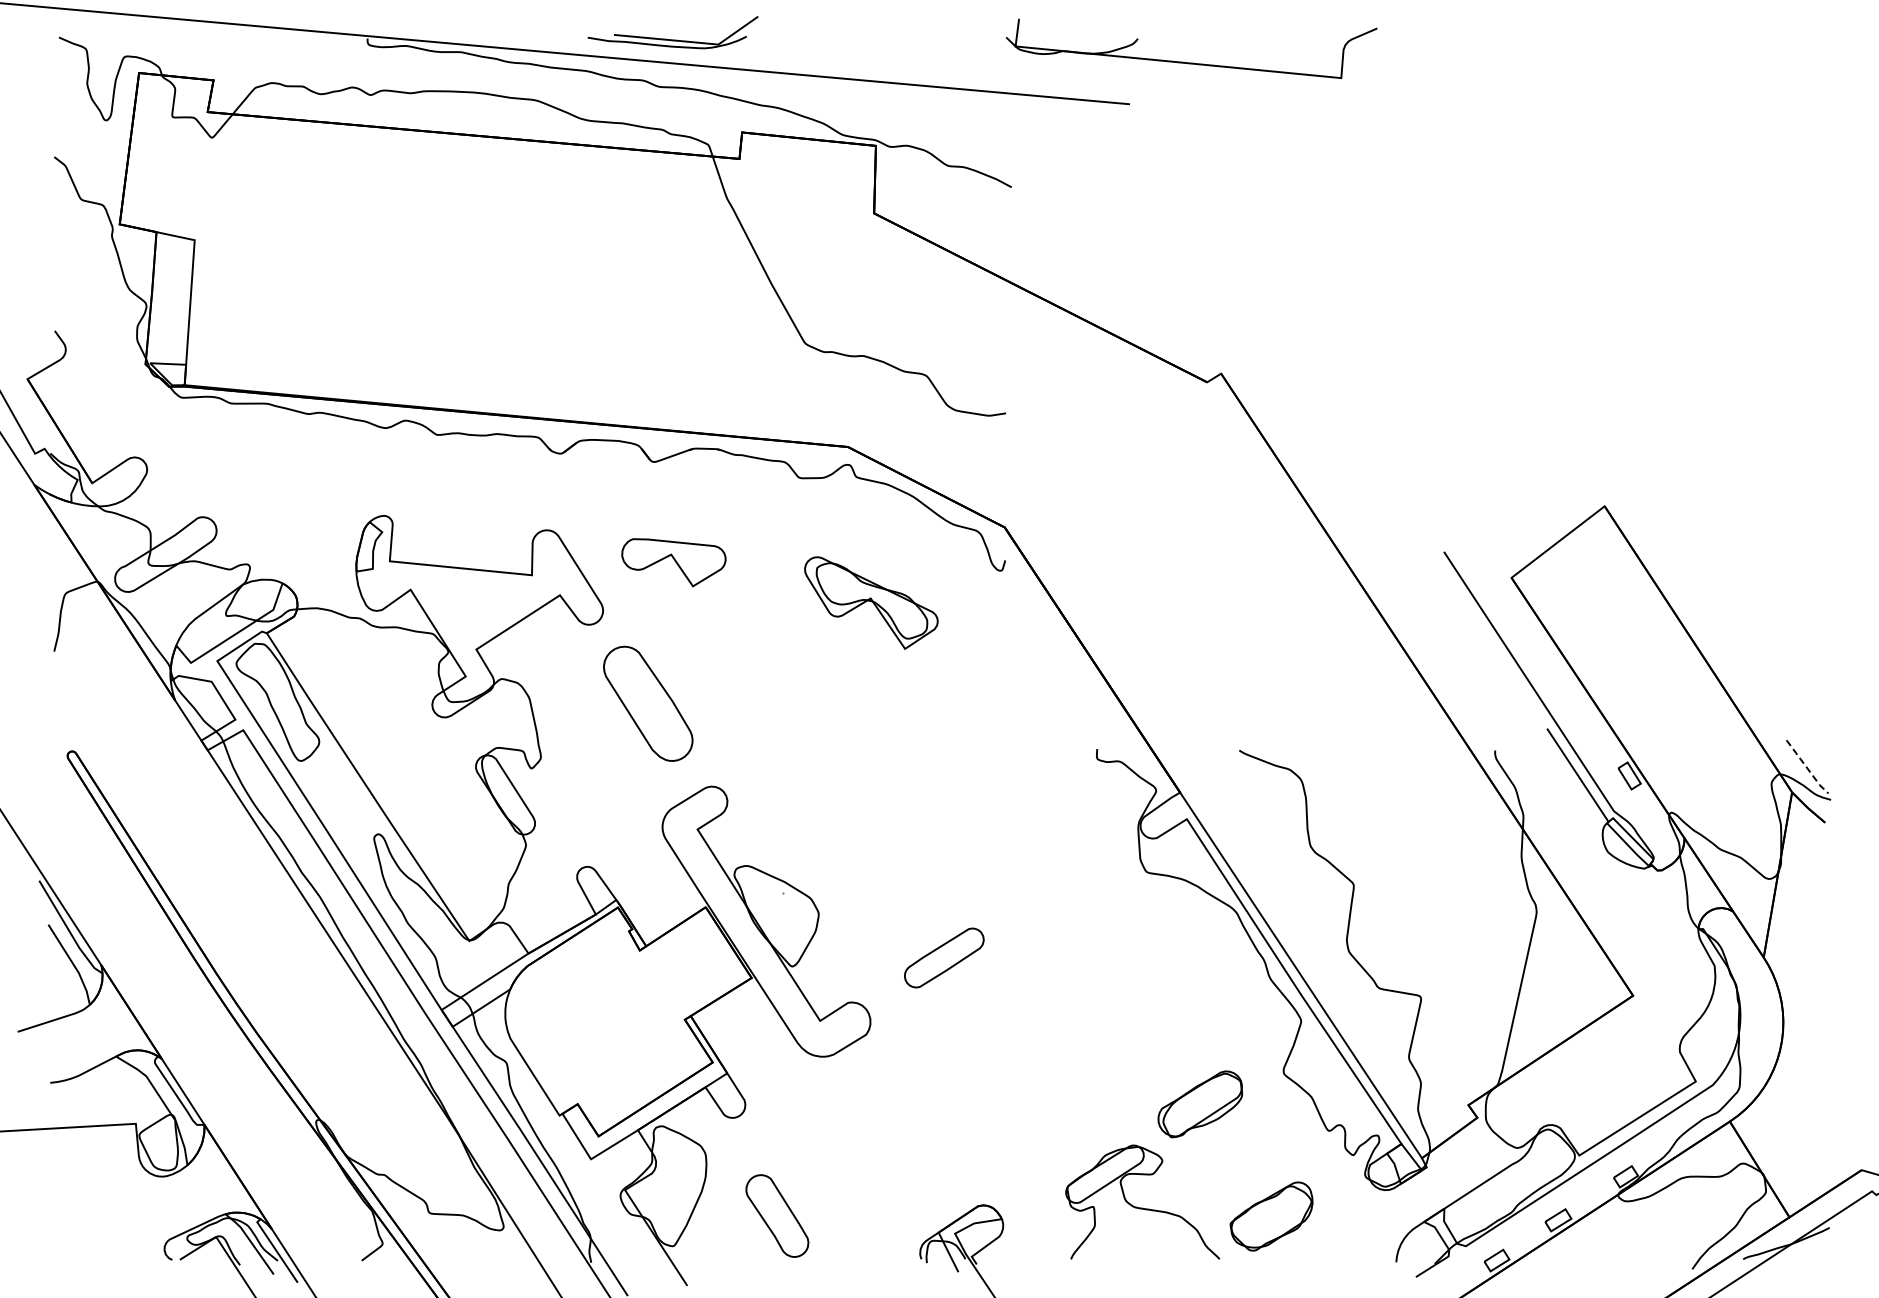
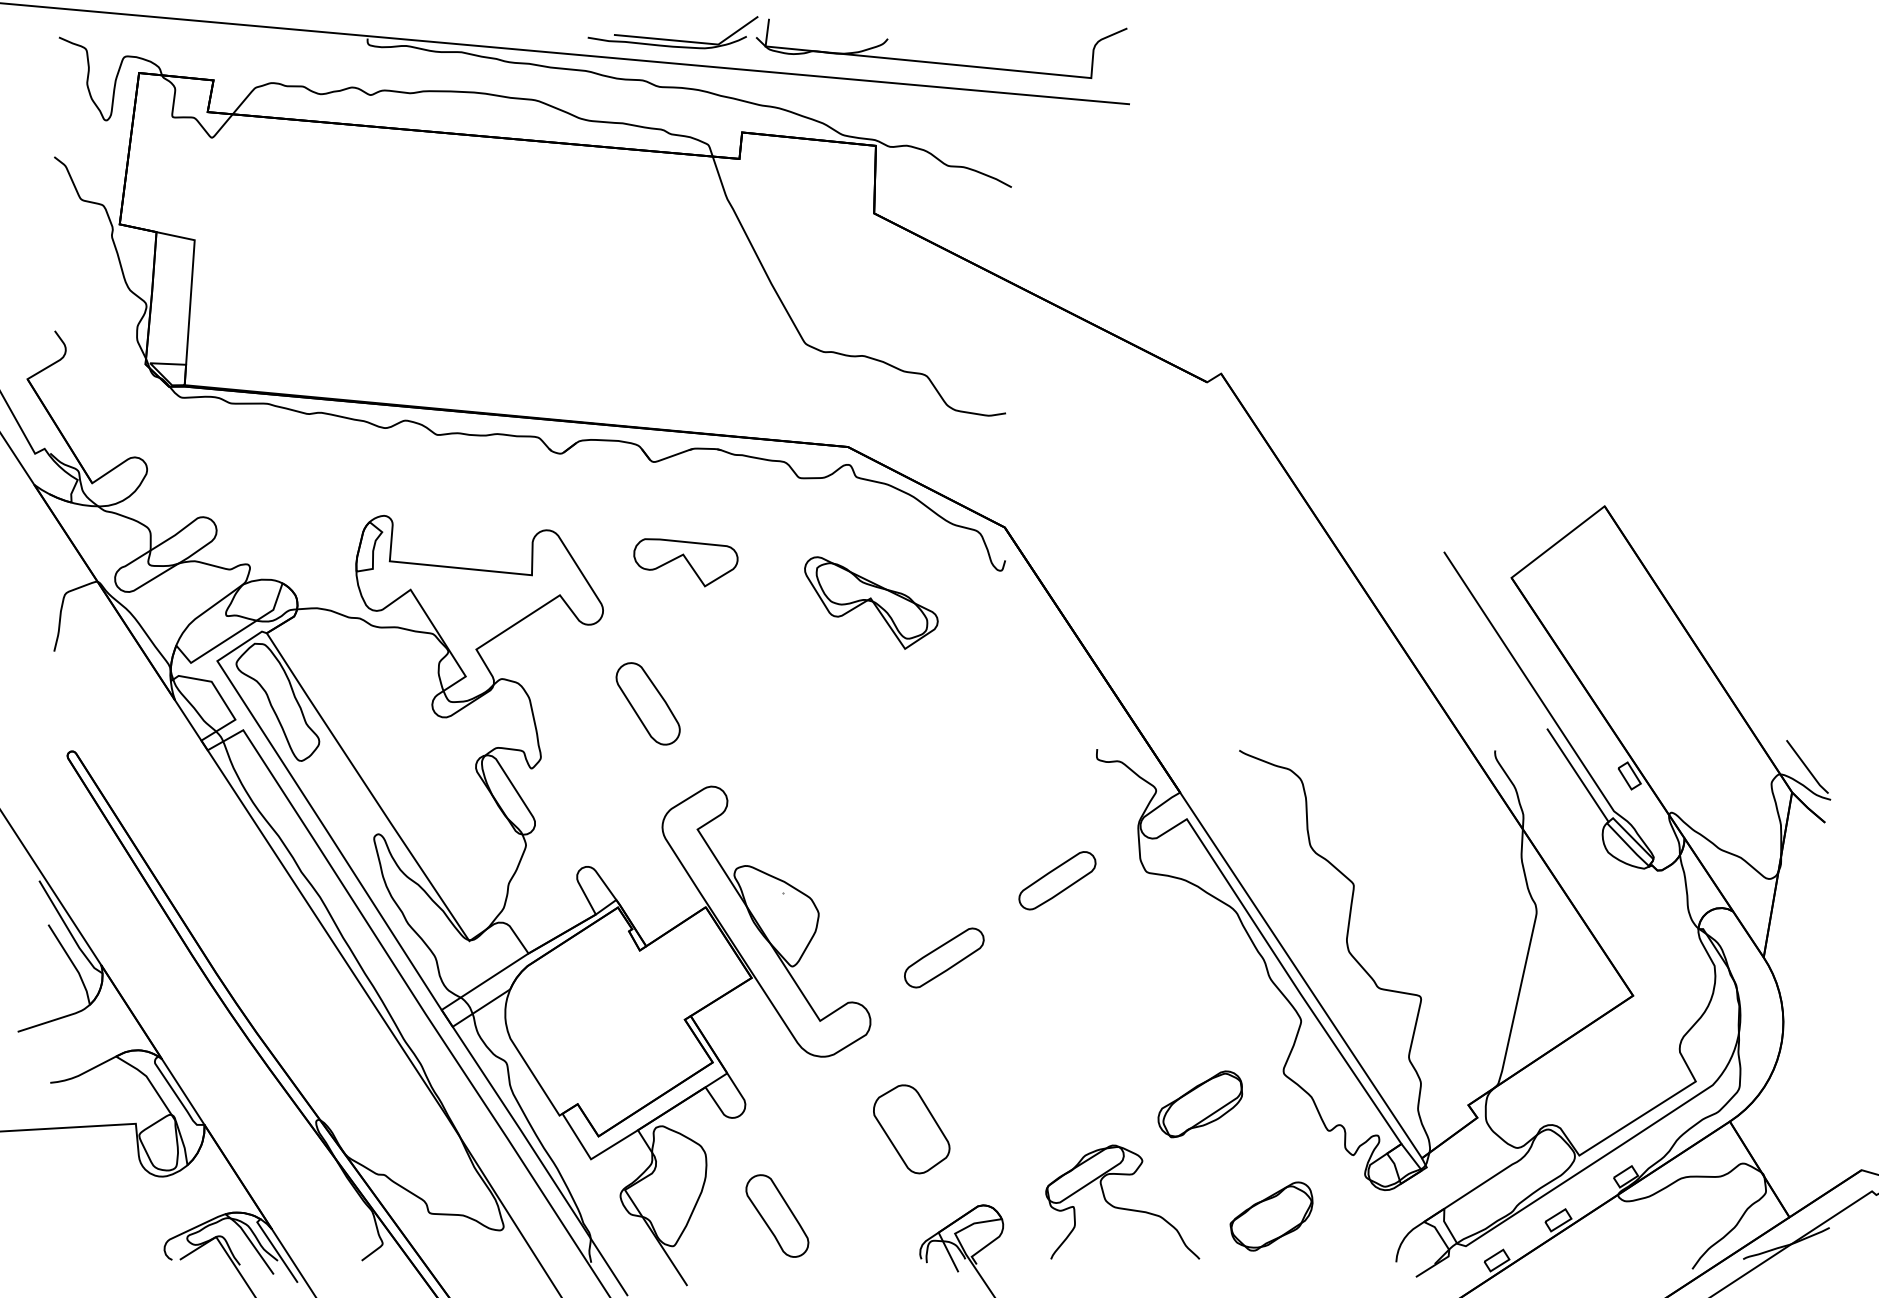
part position: (1191, 62) -> (941, 62) (941, 62)
part position: (673, 562) -> (685, 562) (685, 562)
part size: 91x117 px -> 66x84 px (647, 703)
line: dashed -> solid (1807, 767)
part: none -> present (1057, 880)
part: none -> present (911, 1129)
part position: (1142, 1201) -> (1122, 1201) (1122, 1201)
